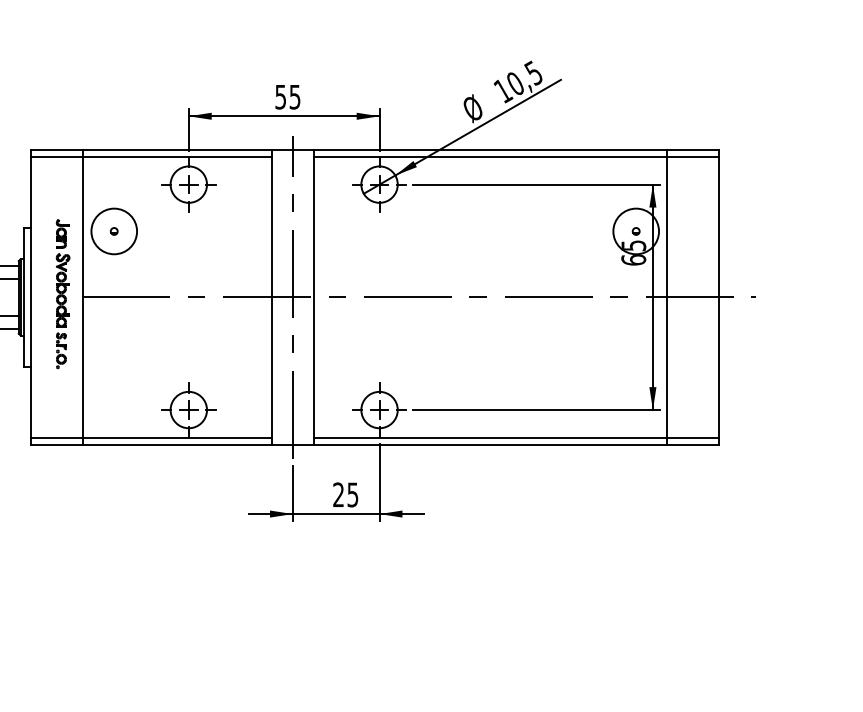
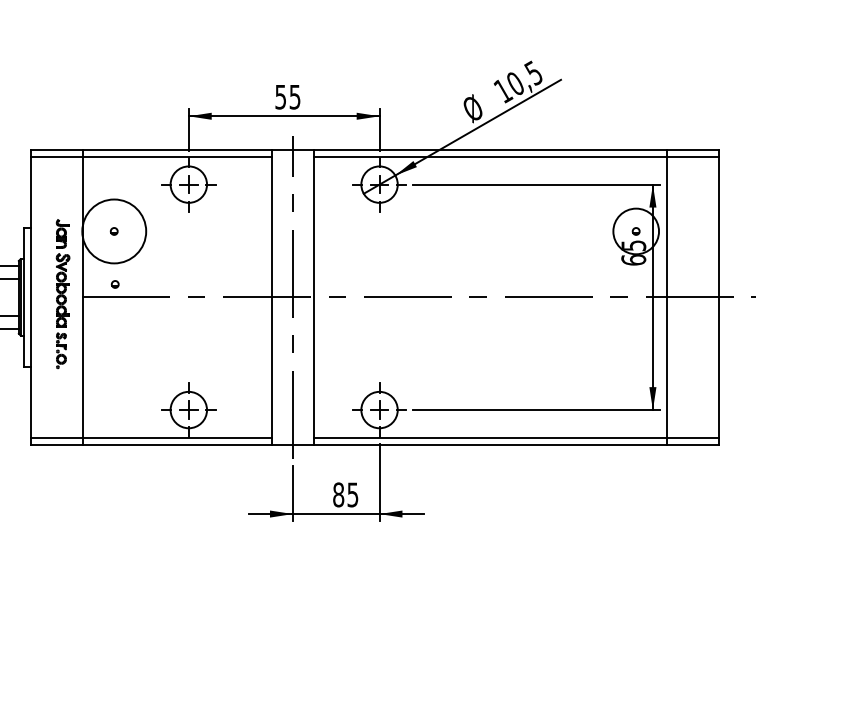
circle diameter: 46 px -> 64 px (114, 231)
part: none -> present (114, 284)
text: 25 -> 85 (338, 494)
